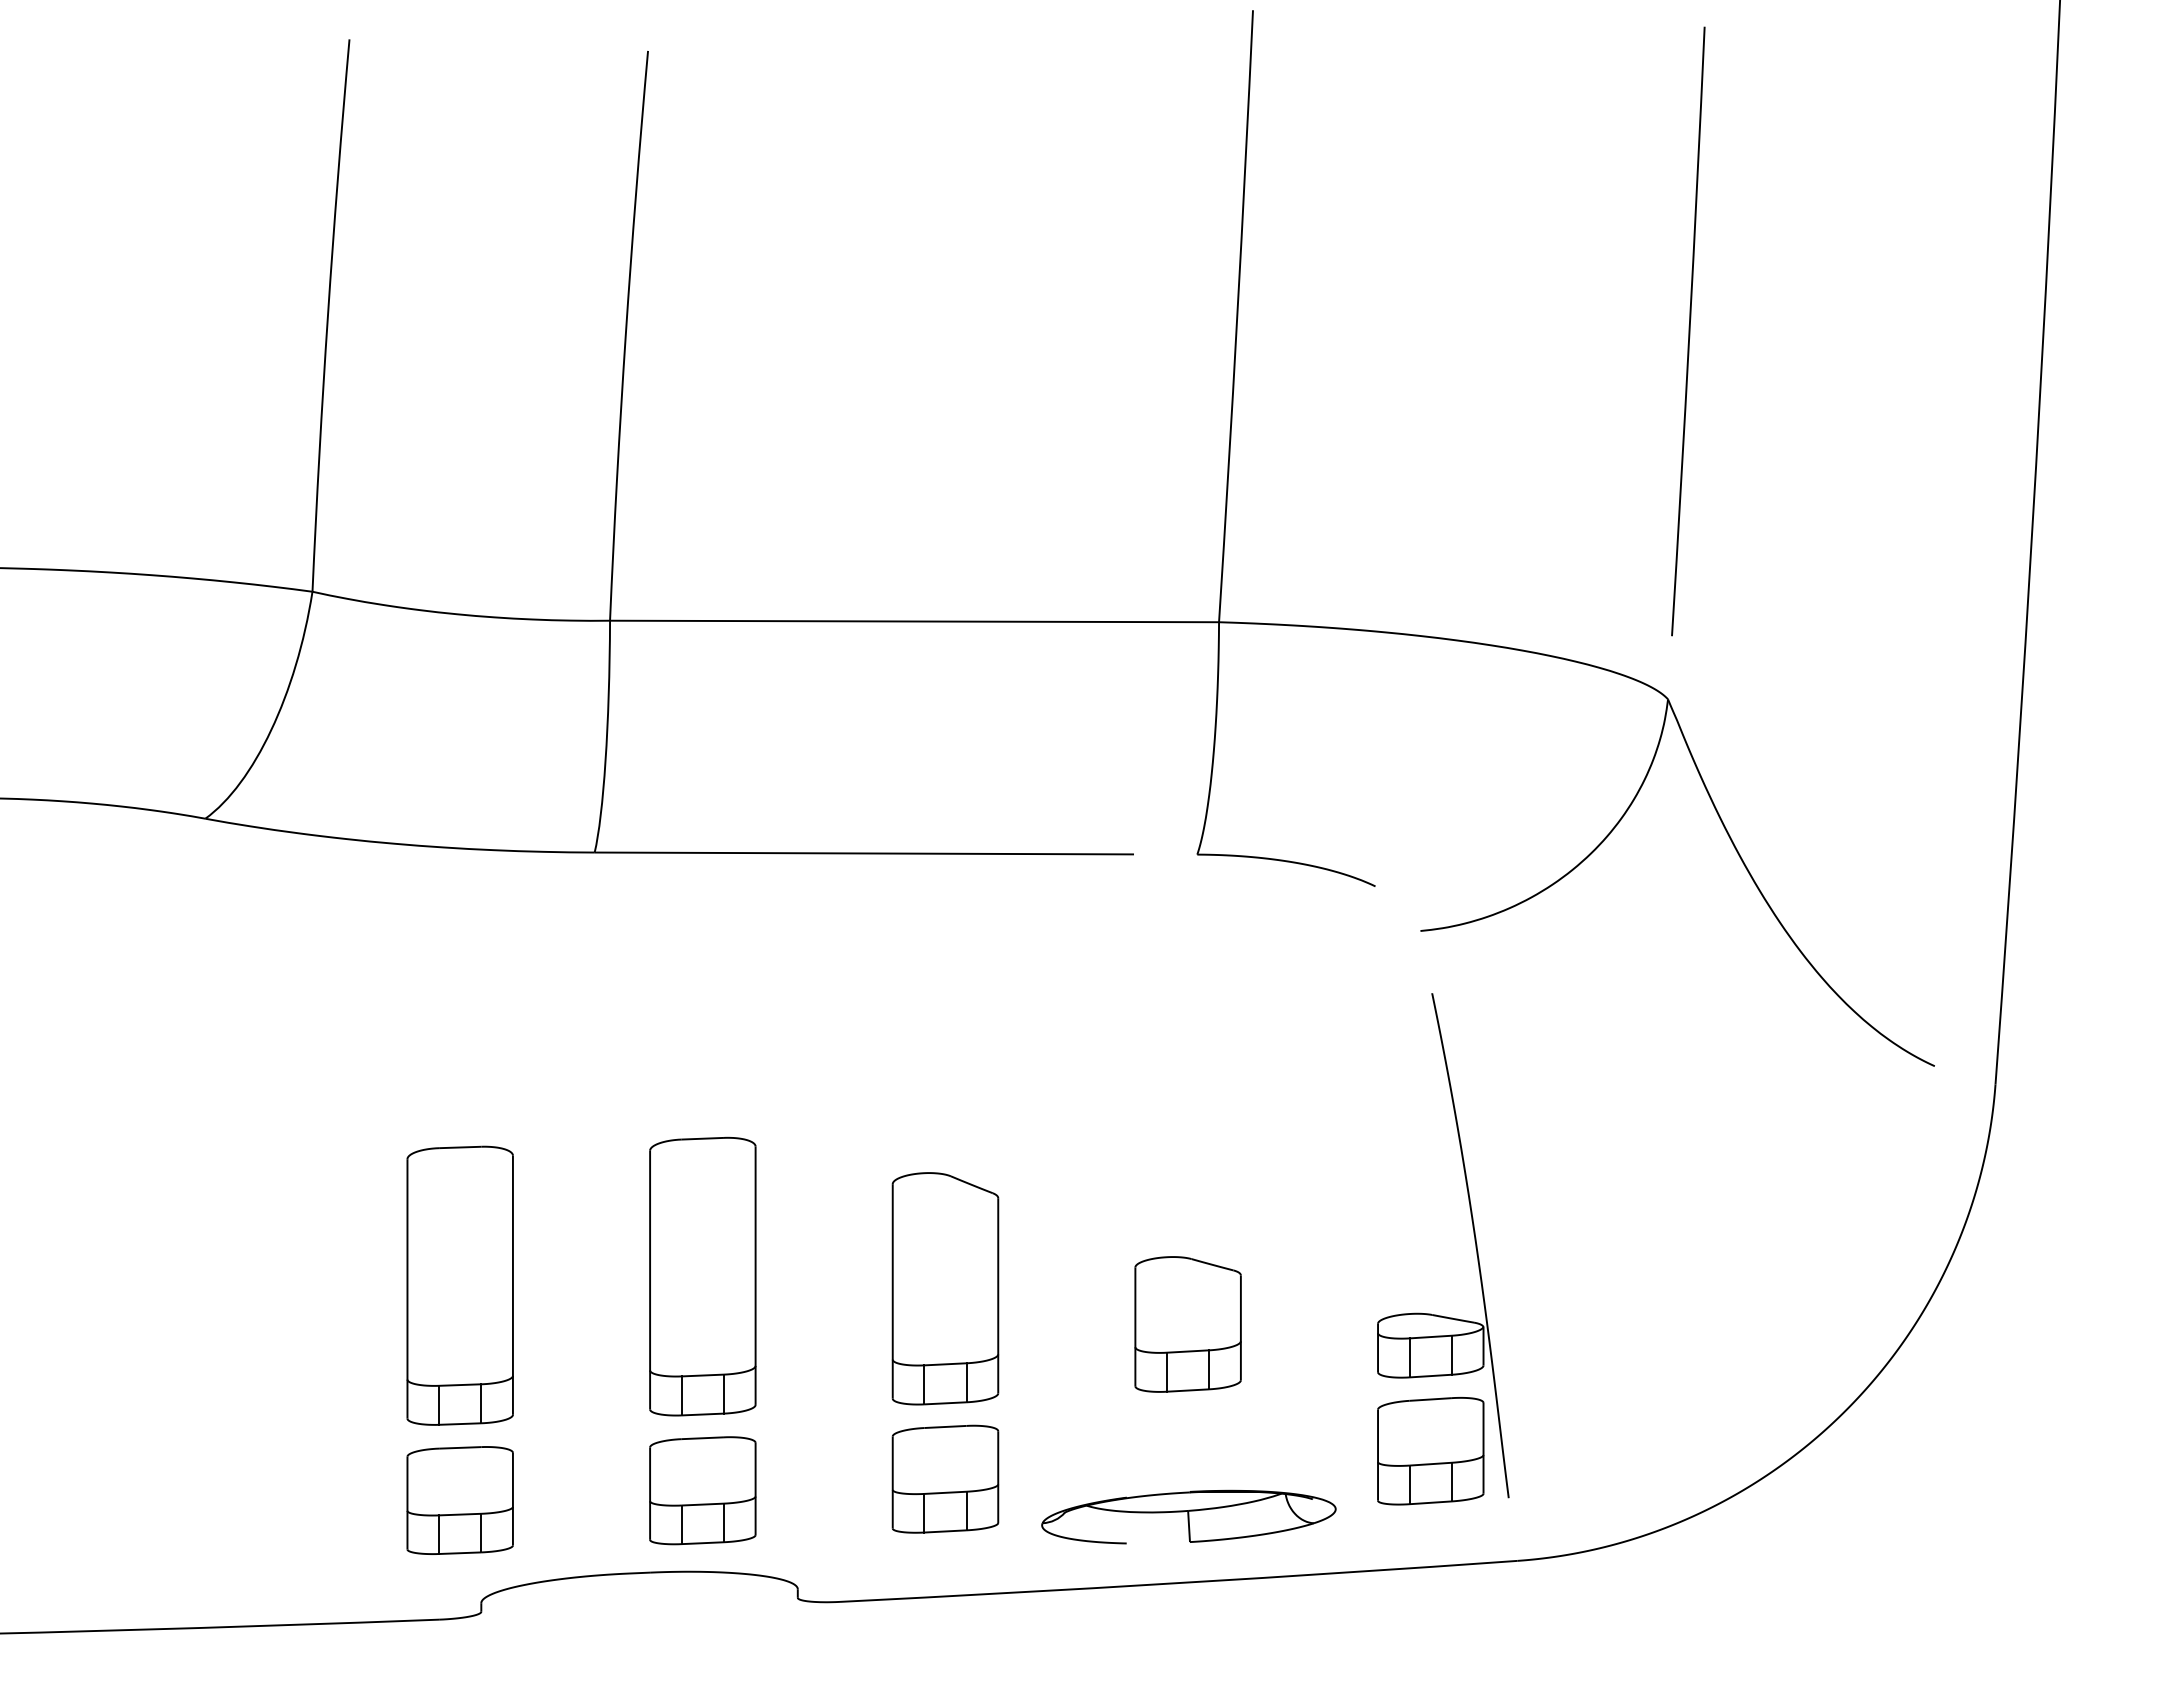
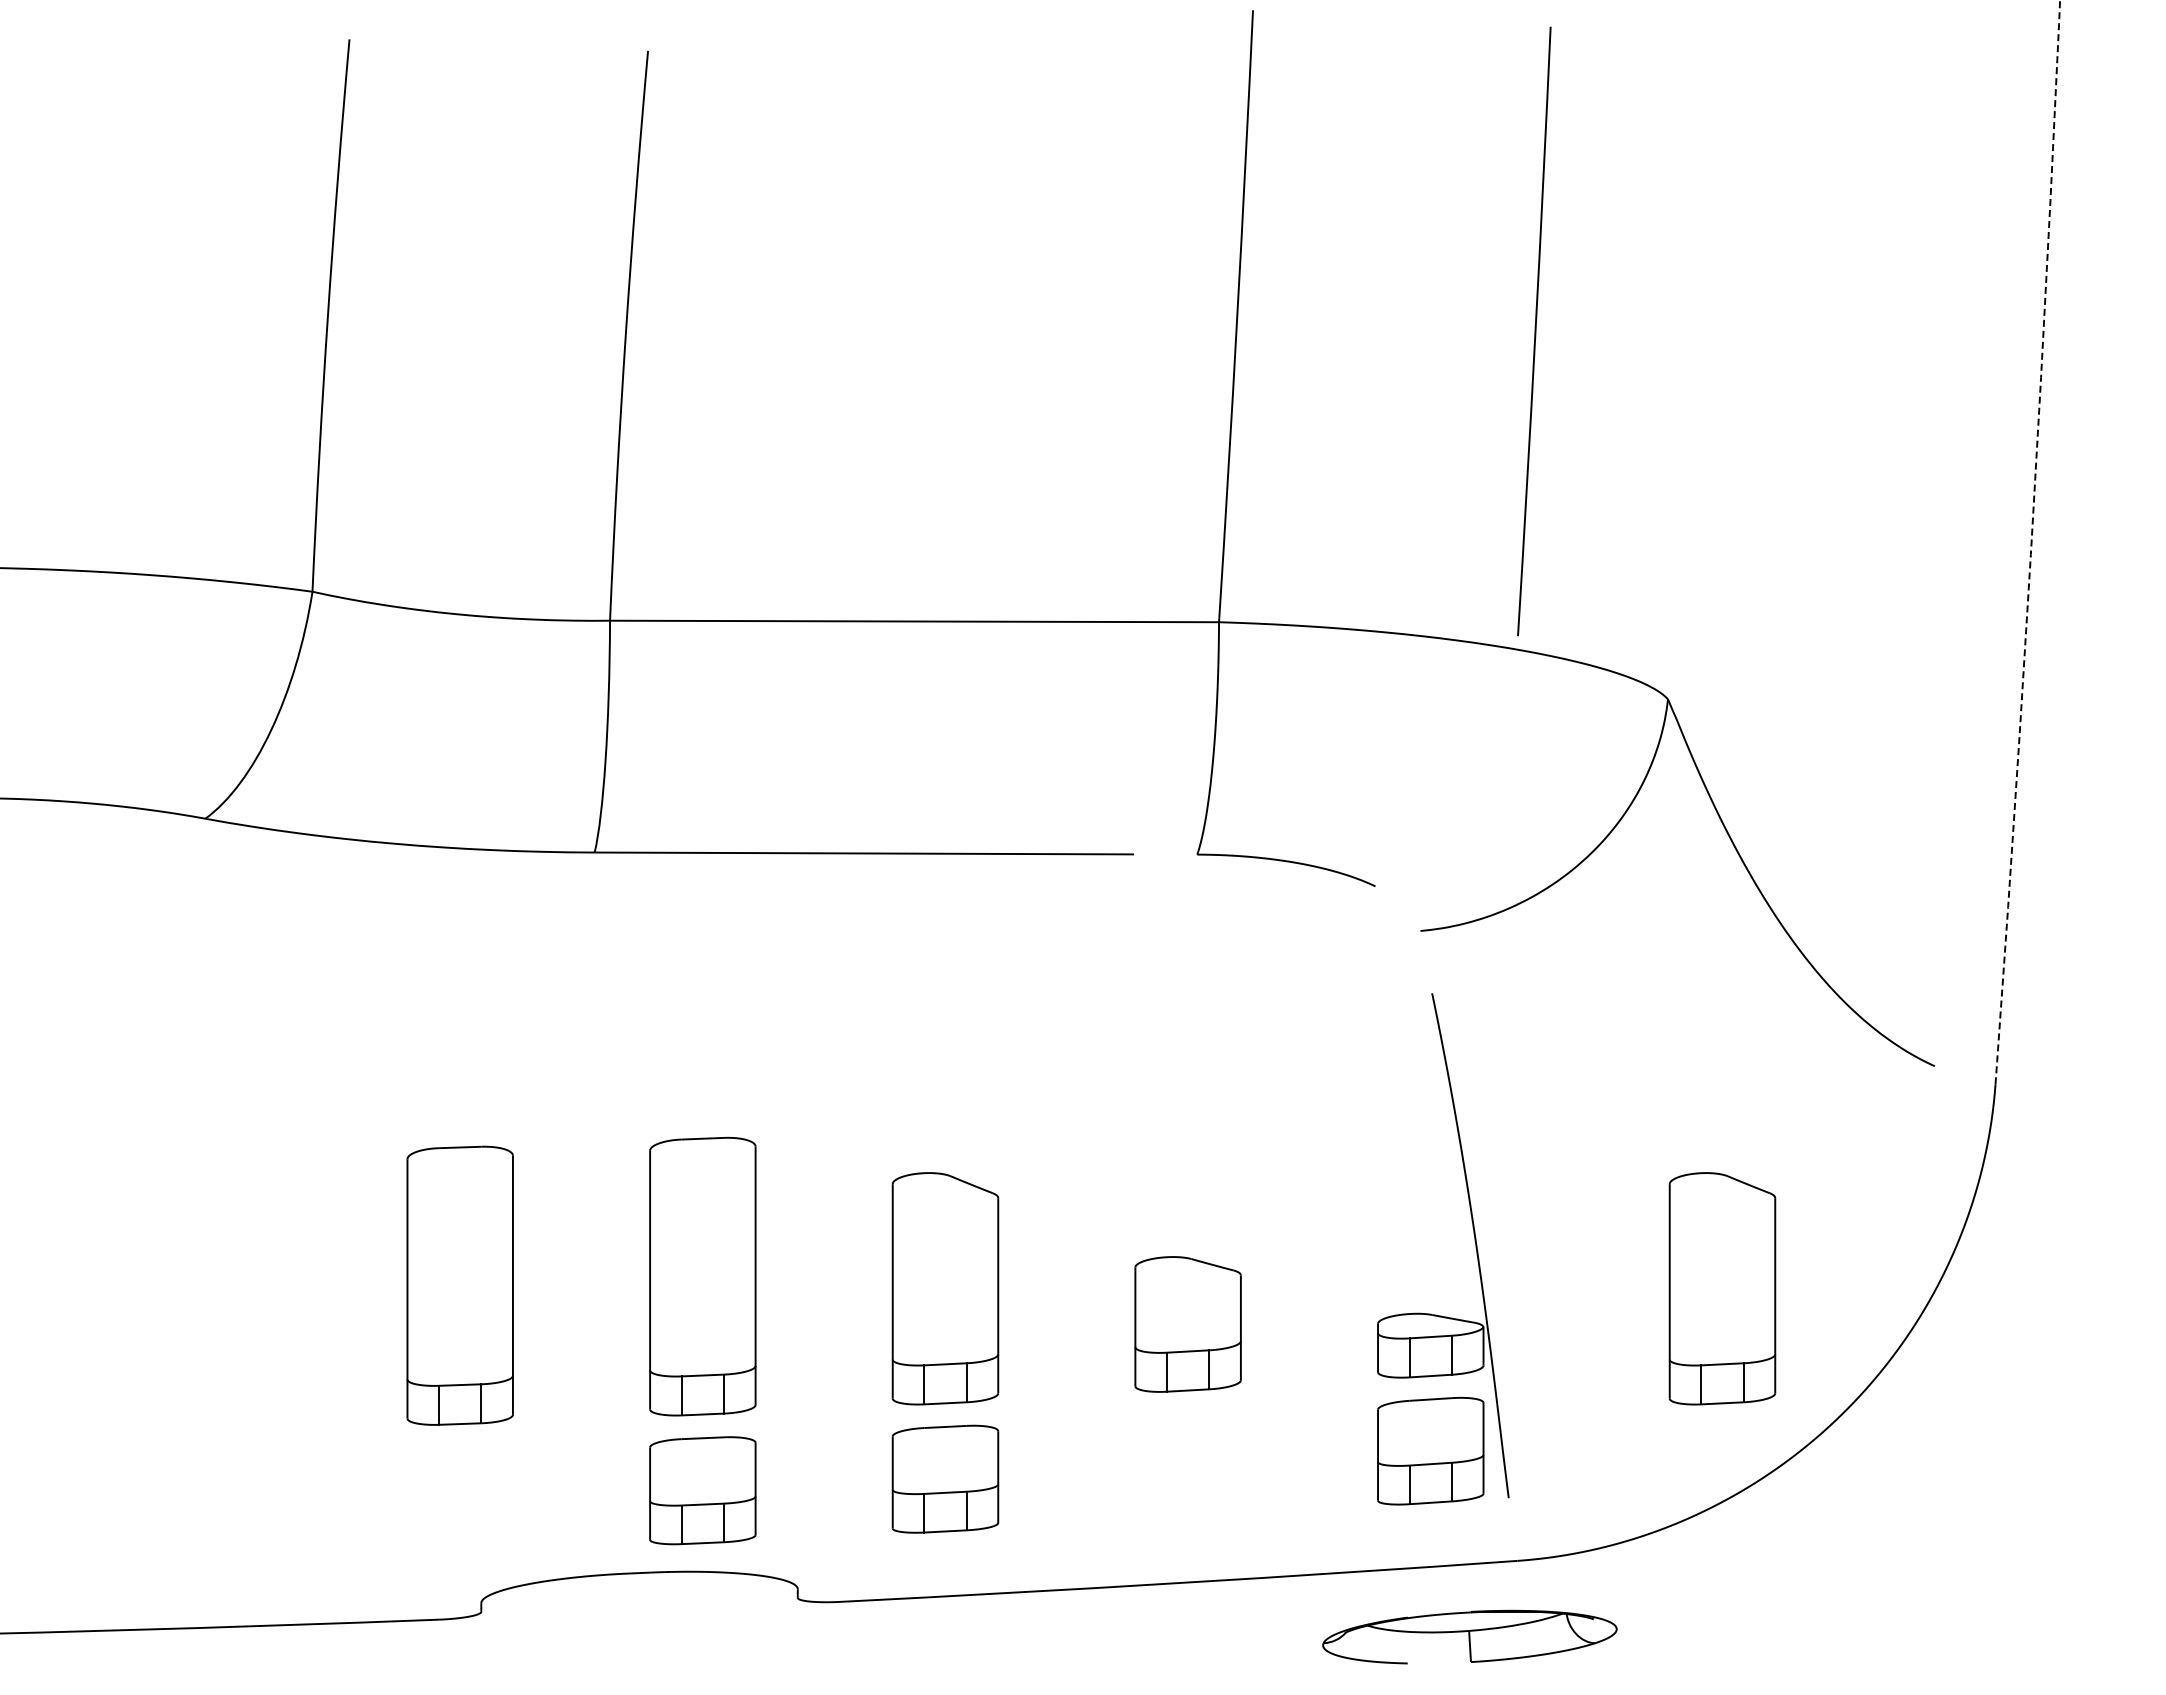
curve position: (1688, 331) -> (1534, 331) (1534, 331)
arc: solid -> dashed (2031, 542)
part: none -> present (1722, 1288)
part: present -> none (459, 1500)
part position: (1188, 1516) -> (1469, 1636) (1469, 1636)
